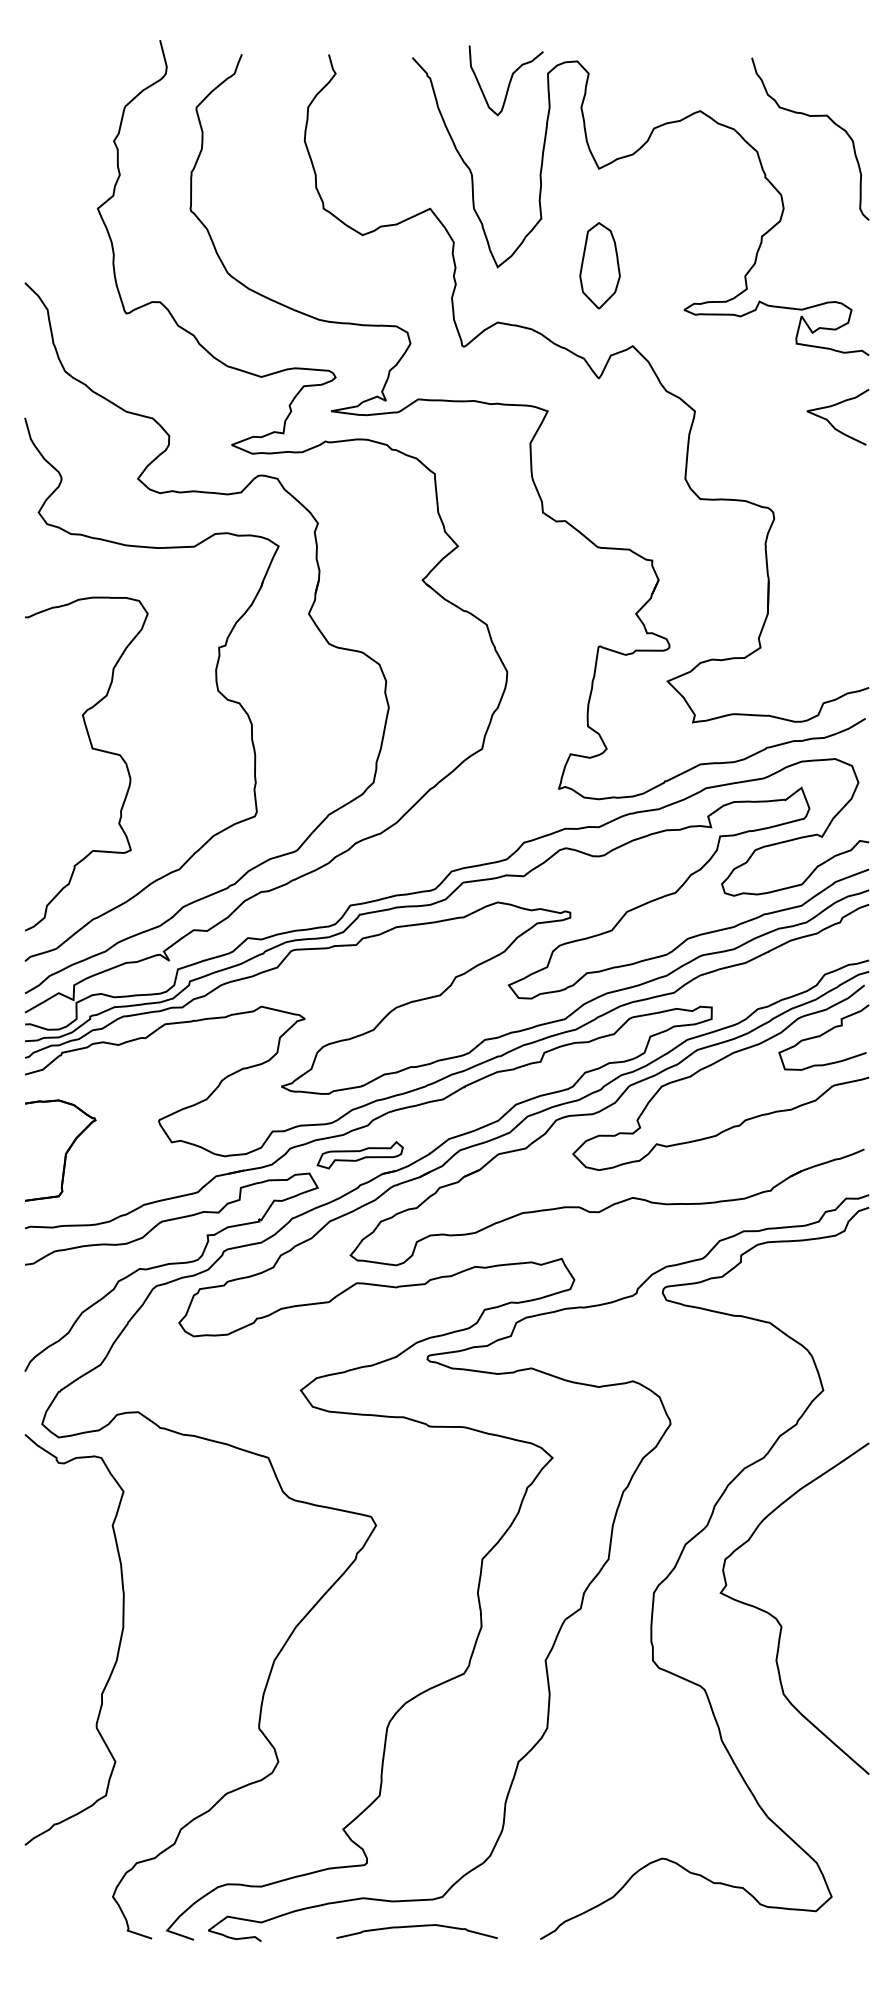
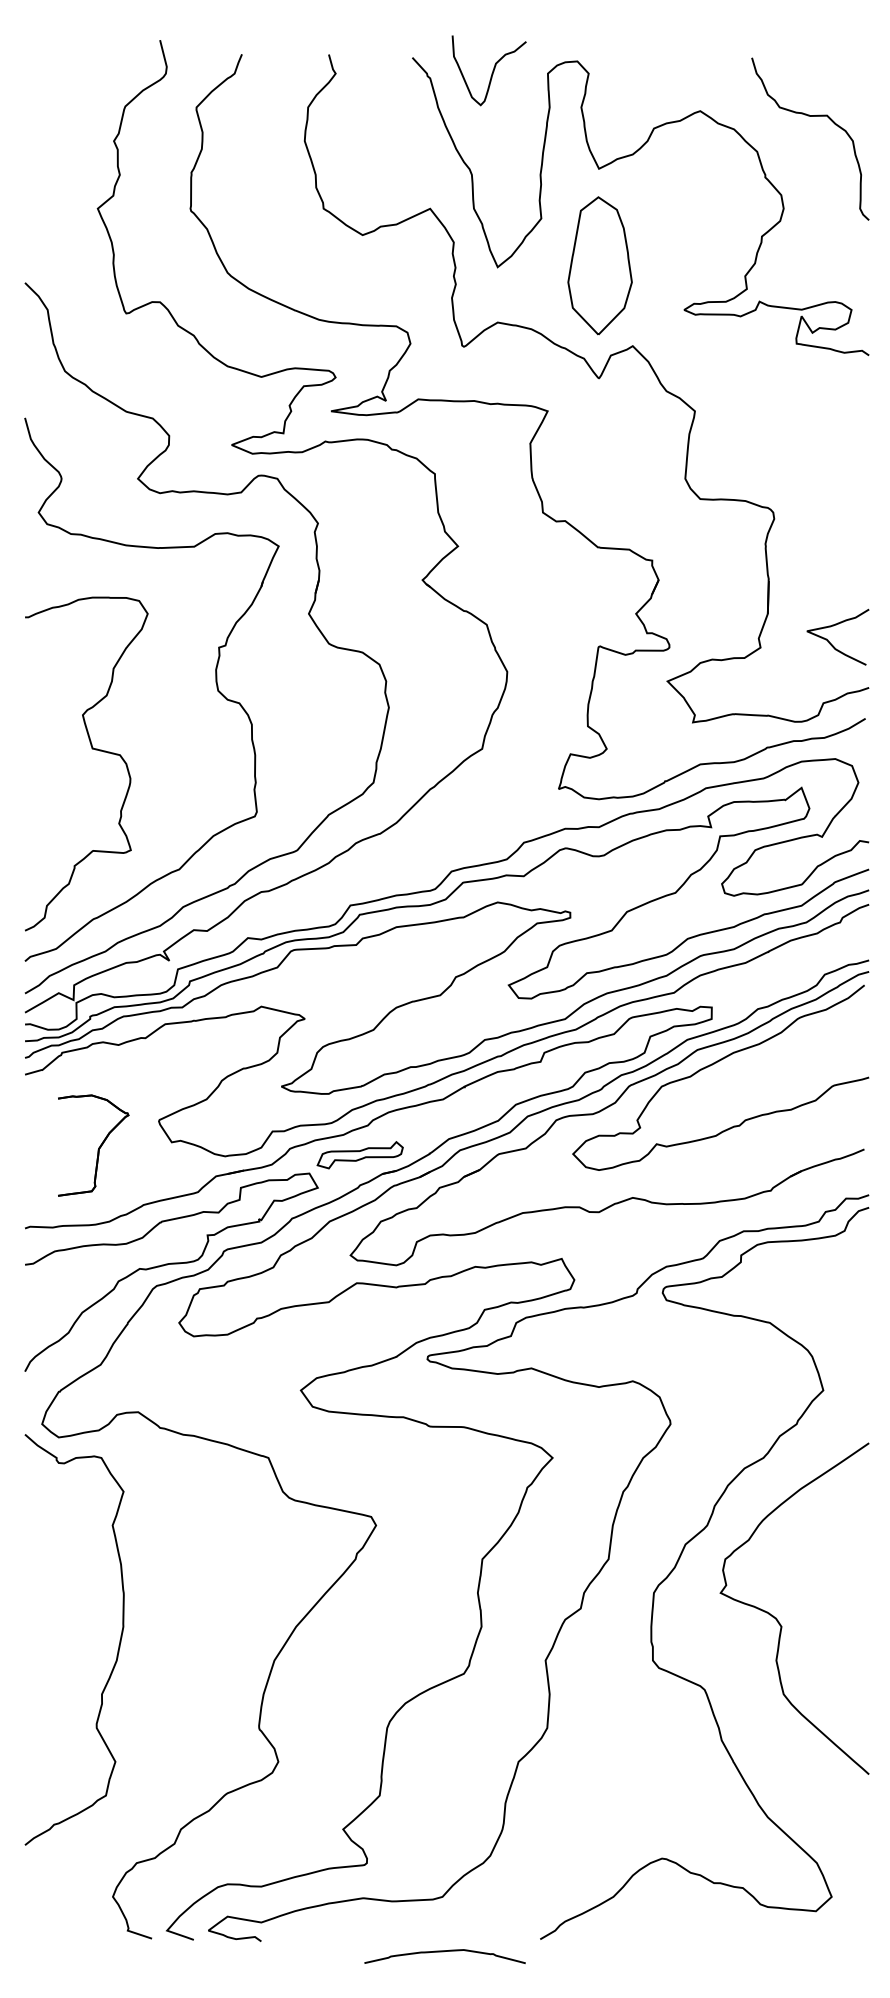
curve position: (509, 80) -> (492, 70) (492, 70)
part size: 42x88 px -> 66x140 px (599, 265)
curve position: (830, 422) -> (830, 642) (830, 642)
curve: present -> none (822, 1035)
part position: (60, 1150) -> (93, 1145) (93, 1145)
curve position: (416, 1927) -> (444, 1952) (444, 1952)
